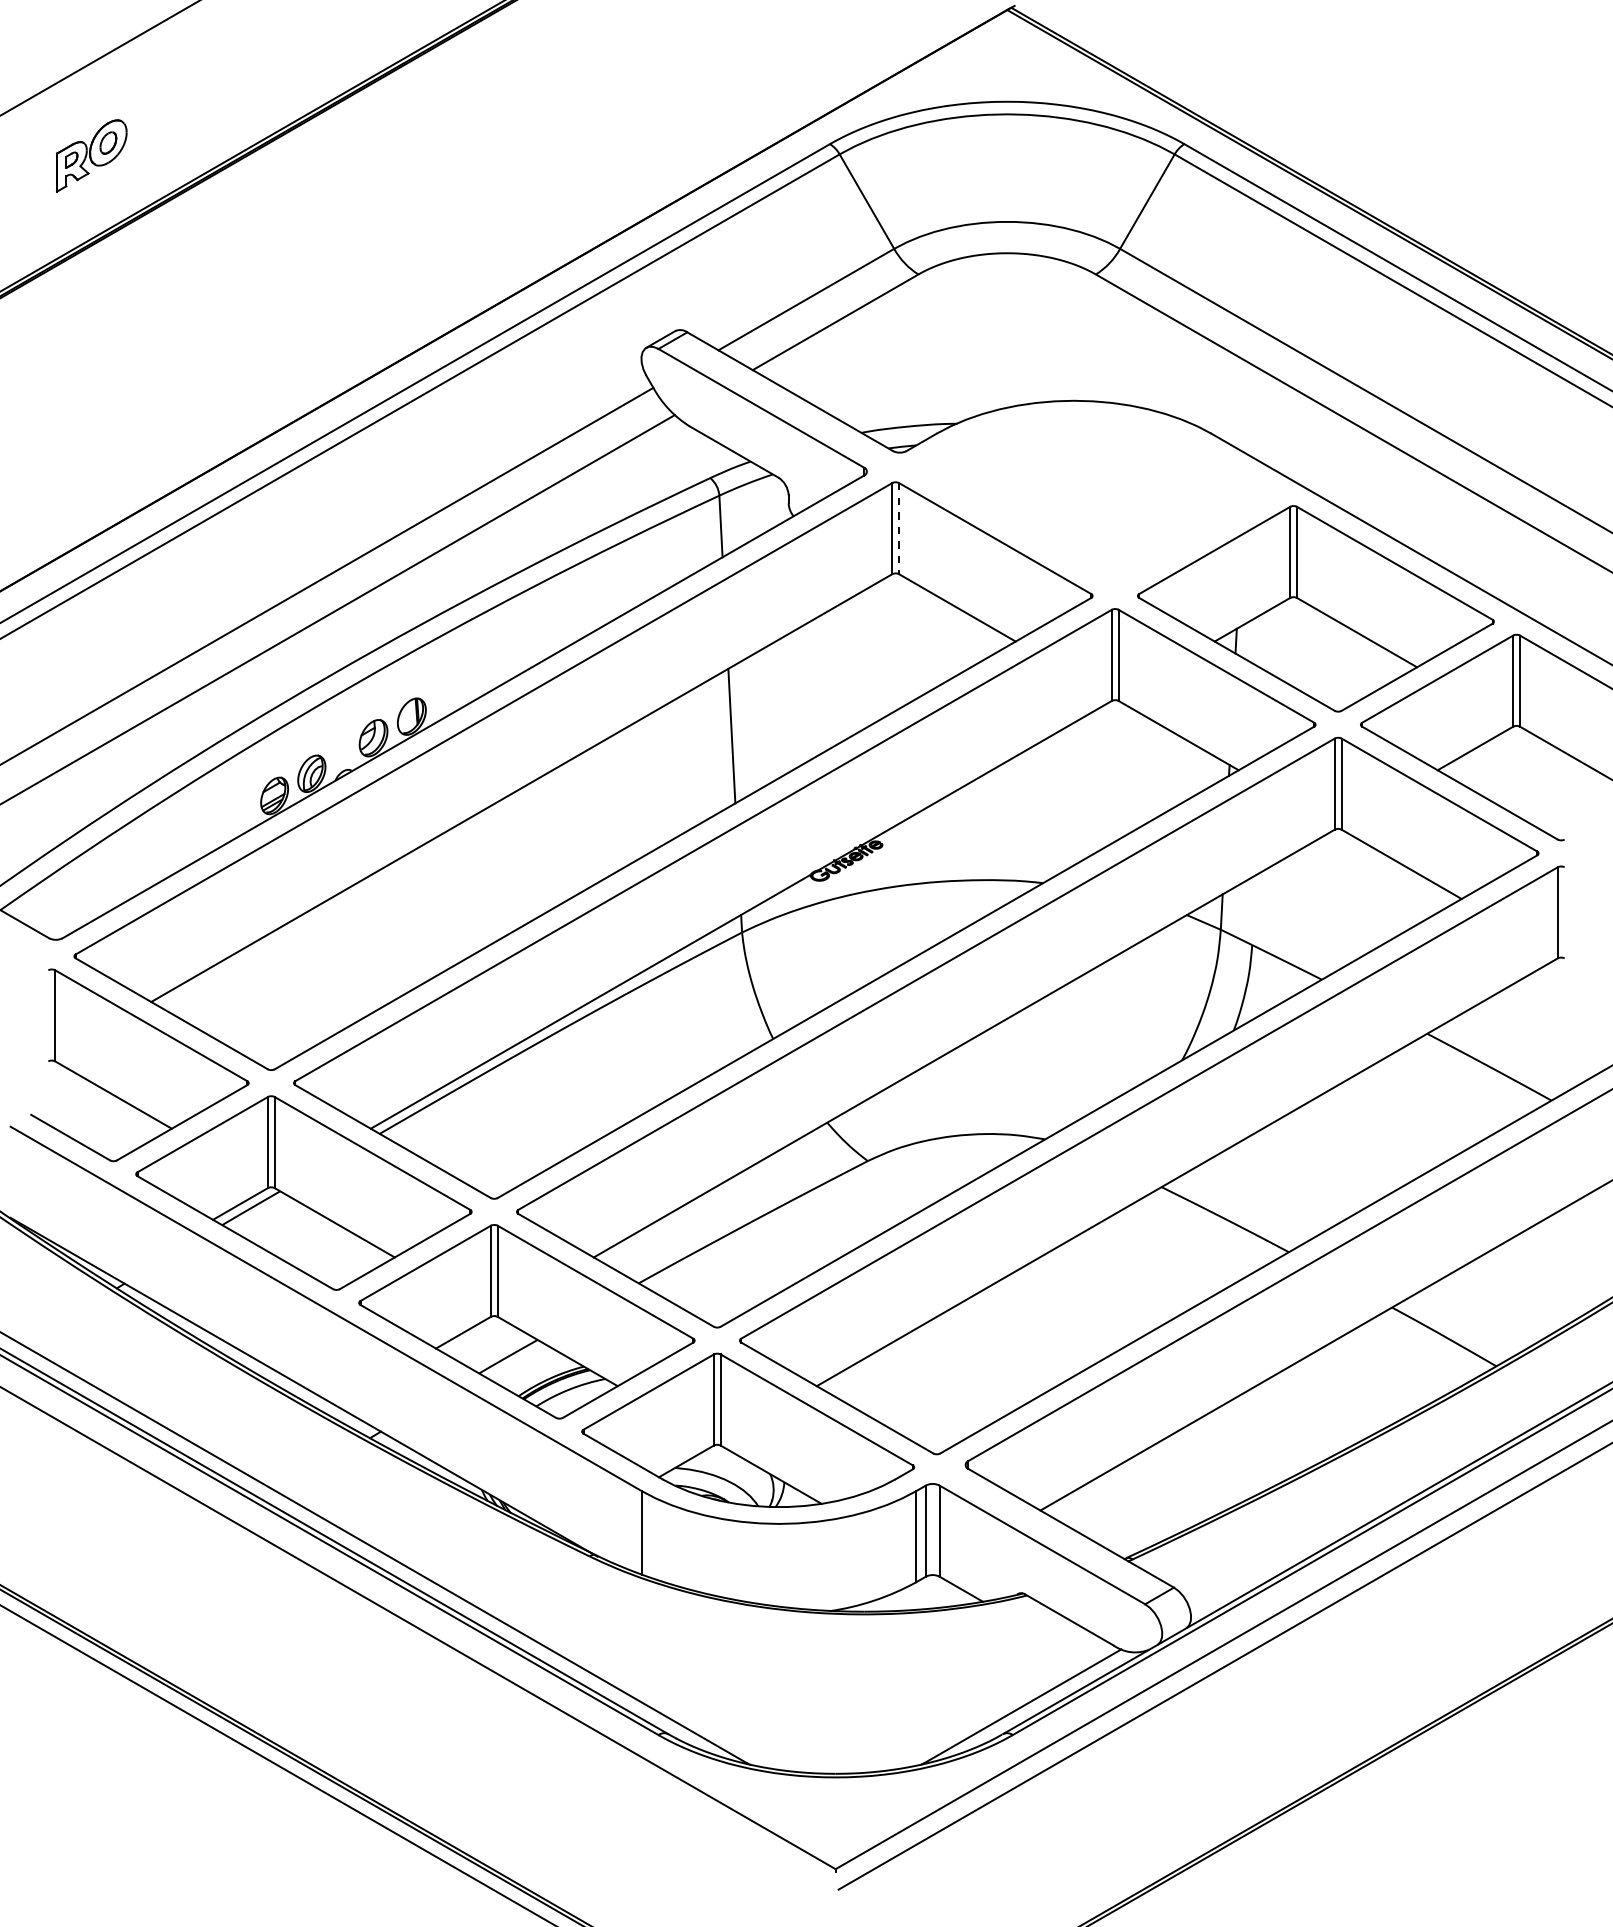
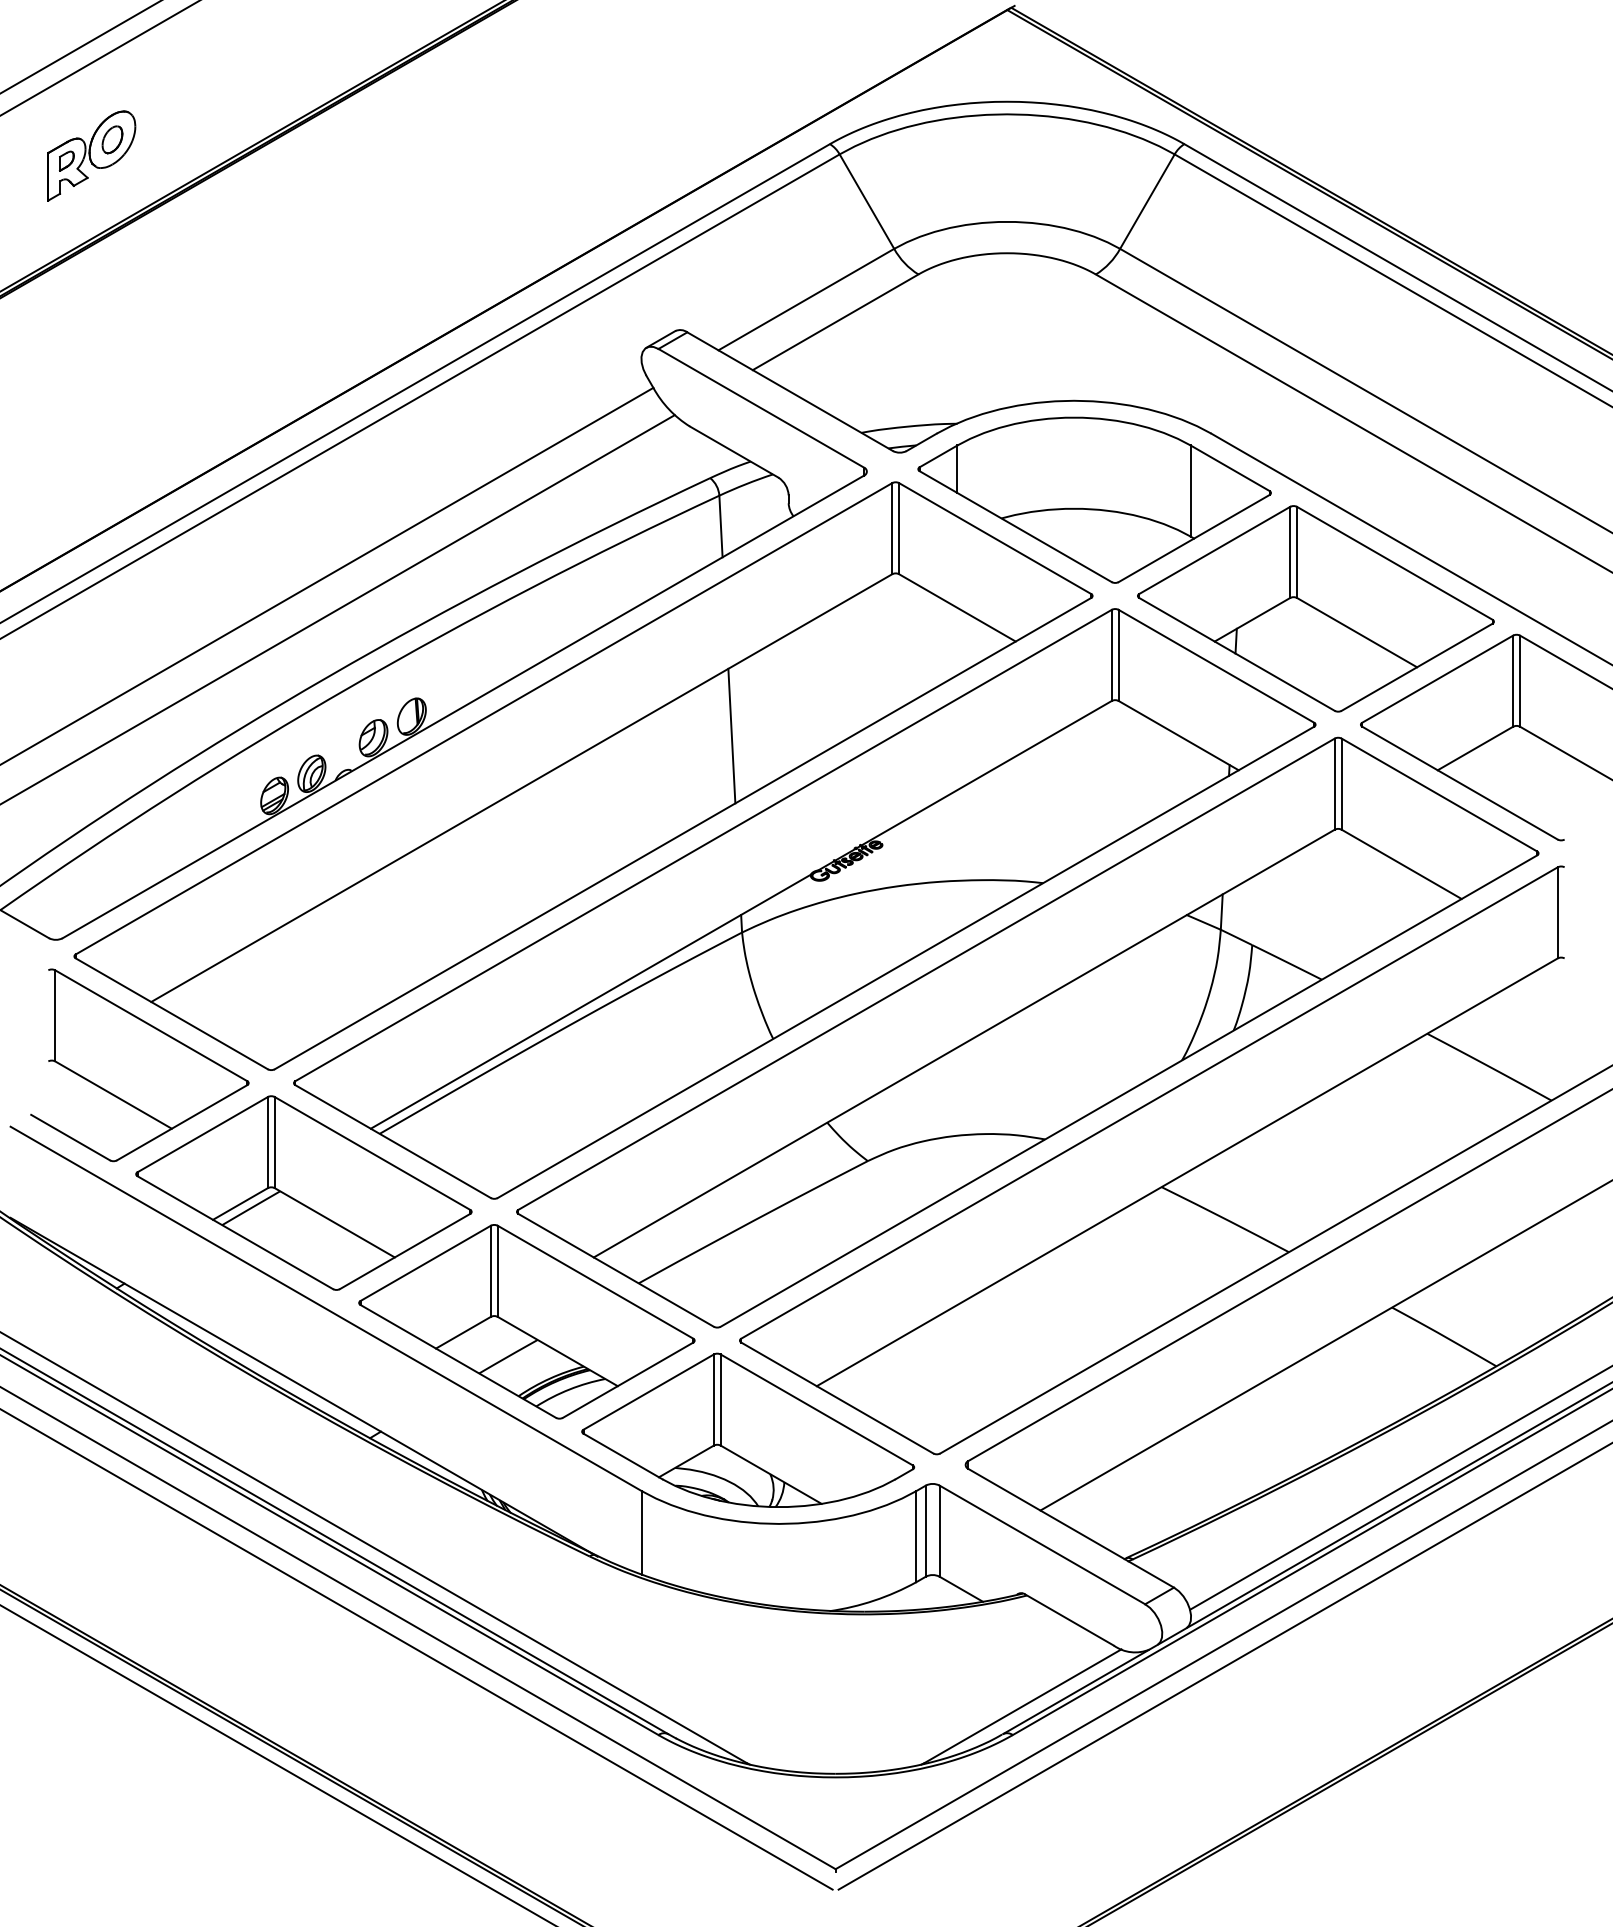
line: none -> present (80, 47)
part size: 72x74 px -> 90x92 px (91, 155)
part: none -> present (1094, 499)
line: dashed -> solid (899, 528)
line: none -> present (1399, 1488)
line: none -> present (417, 1649)
